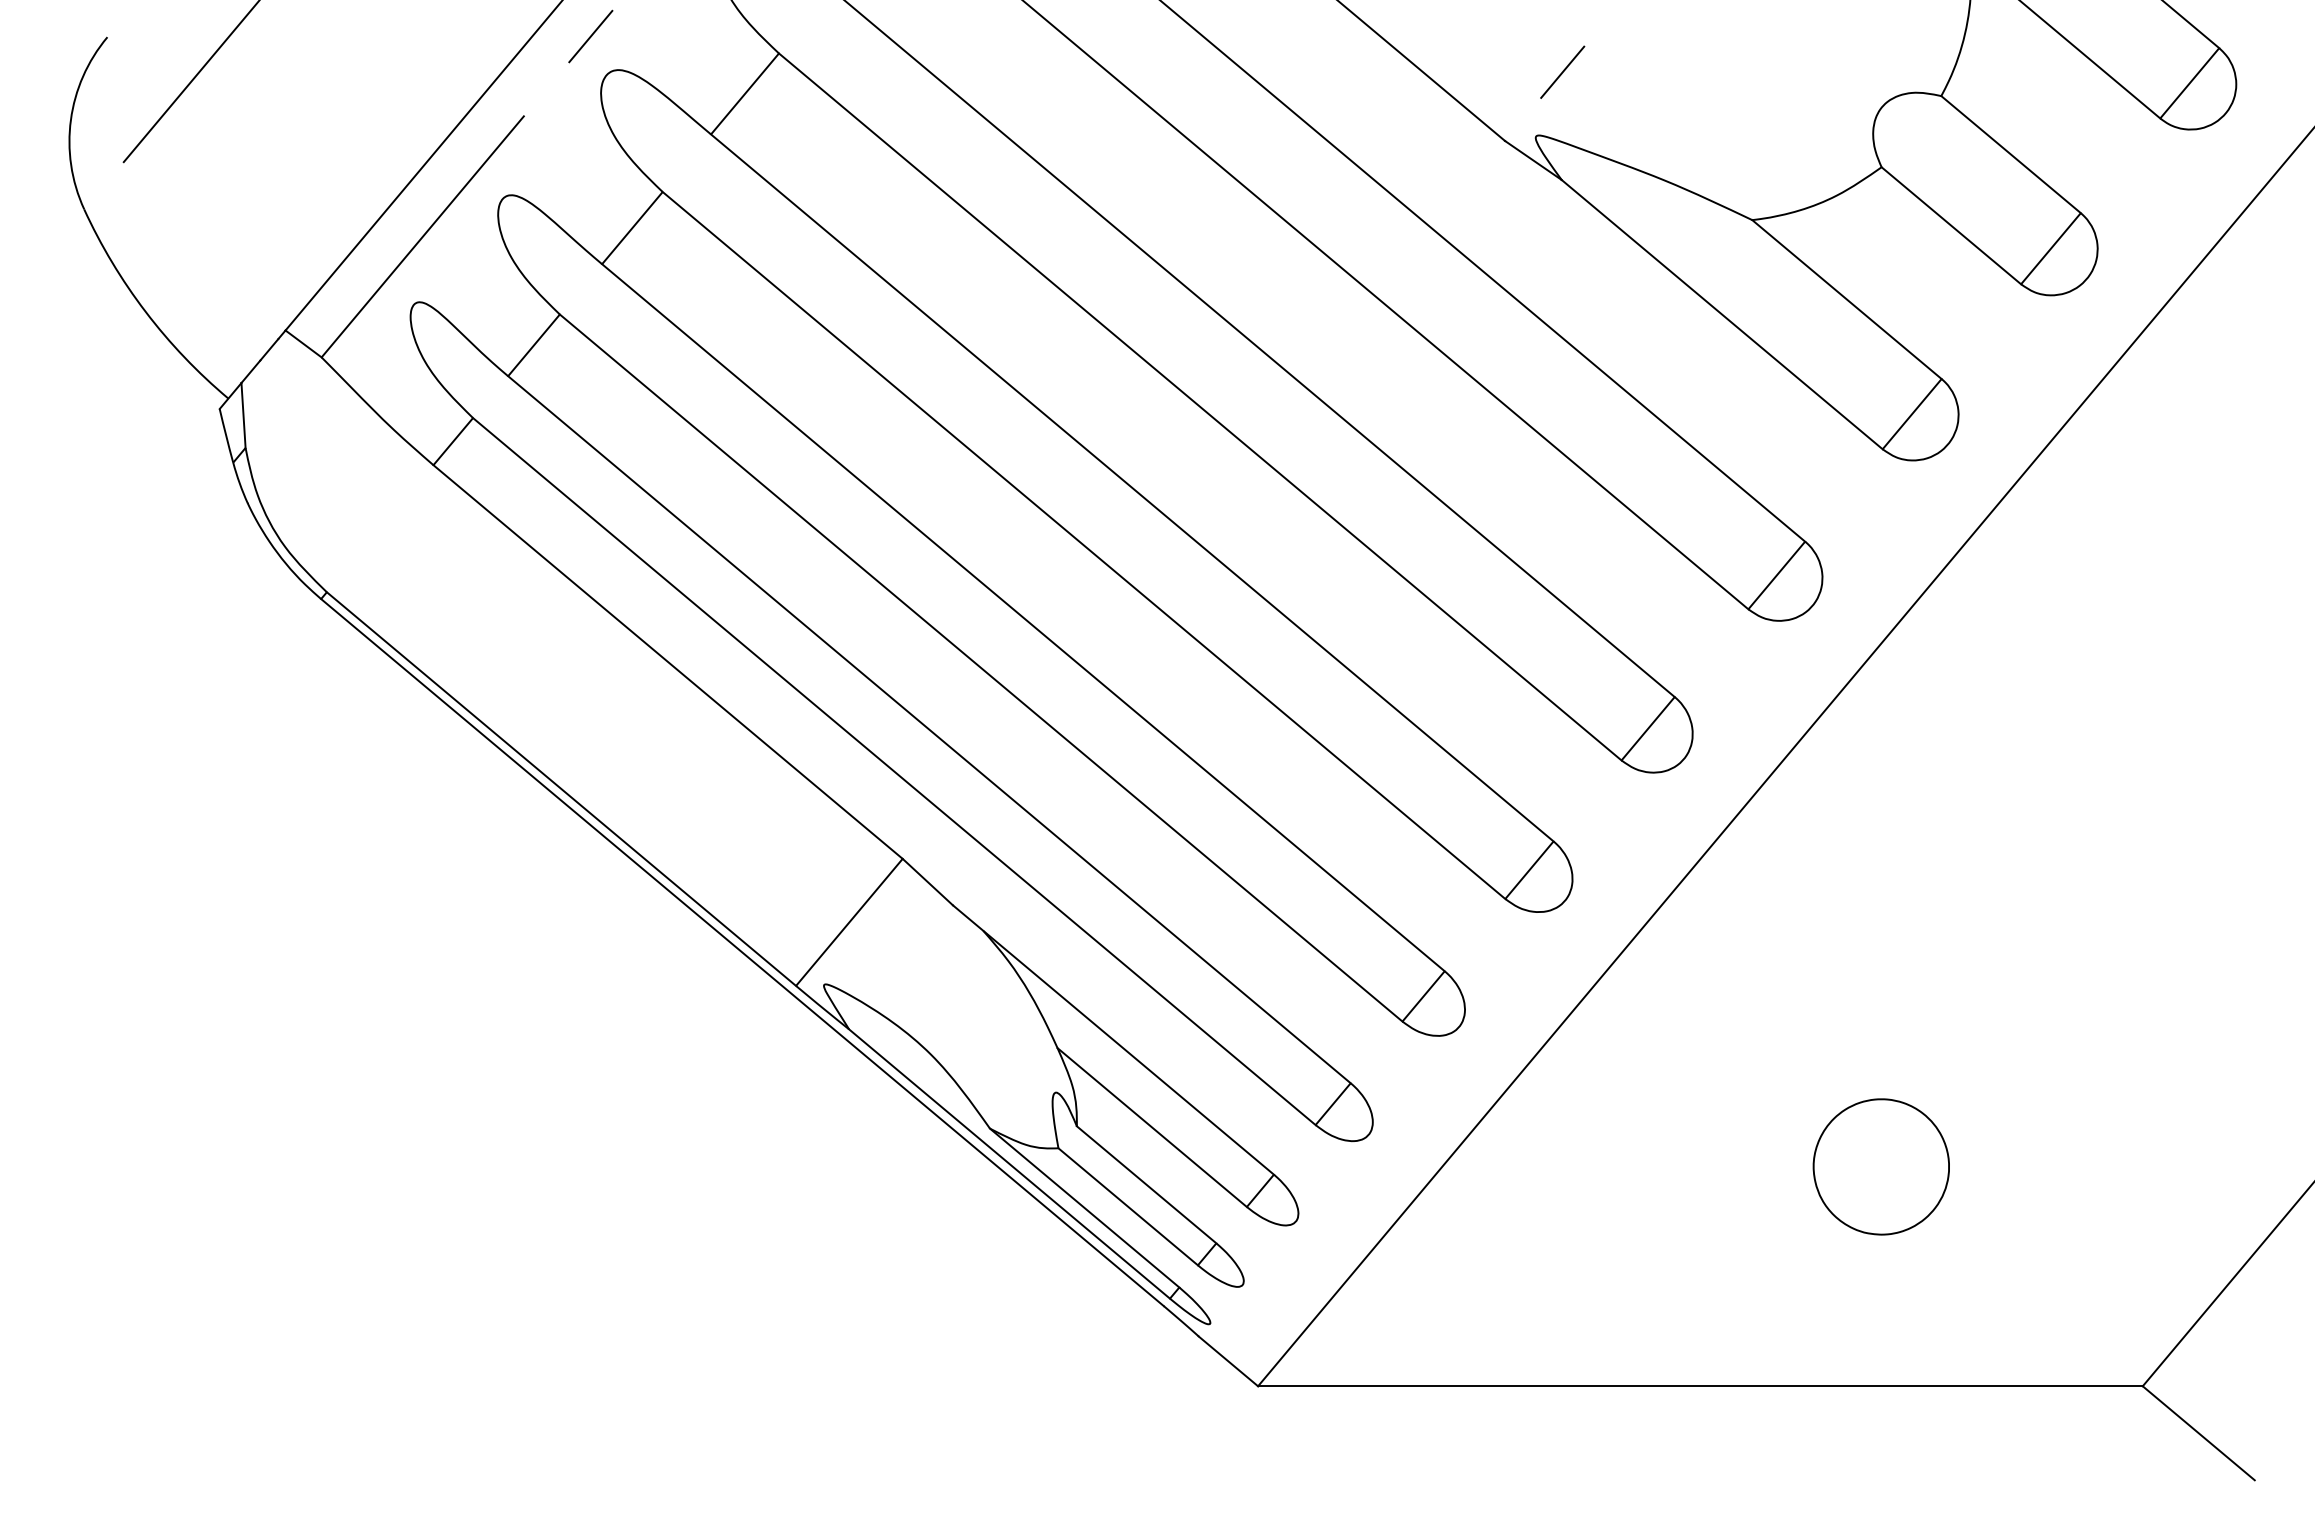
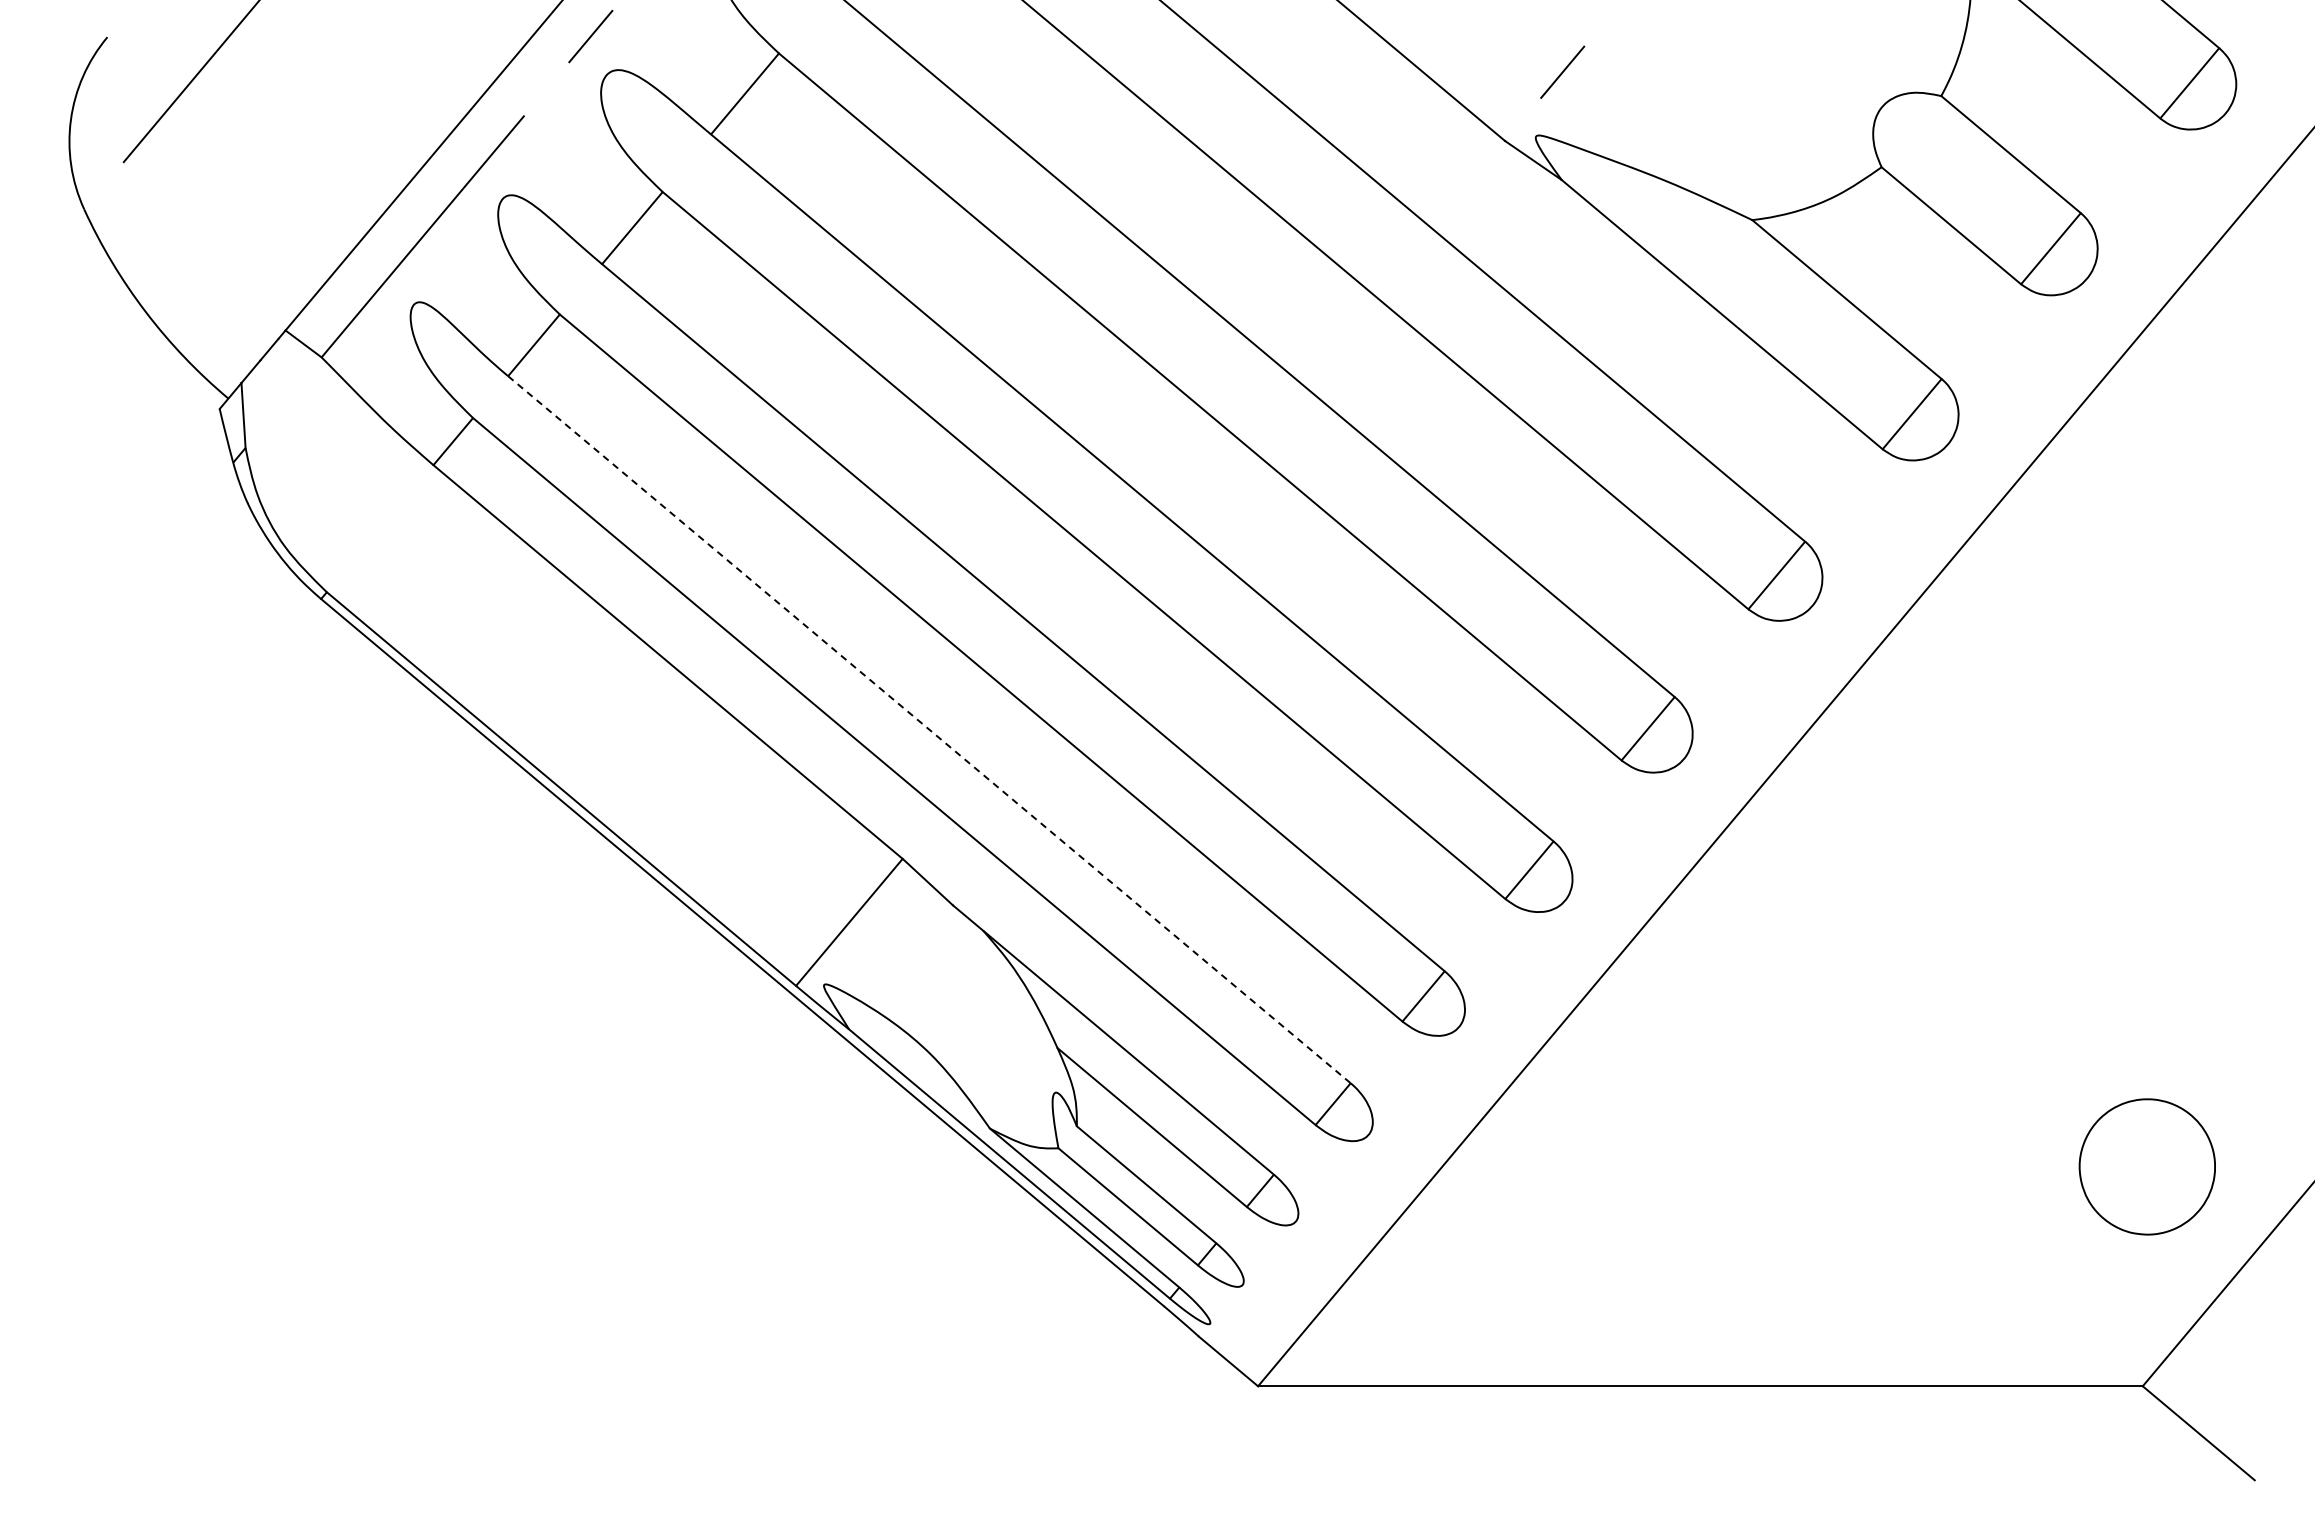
line: solid -> dashed (929, 729)
part position: (1880, 1166) -> (2146, 1166) (2146, 1166)
